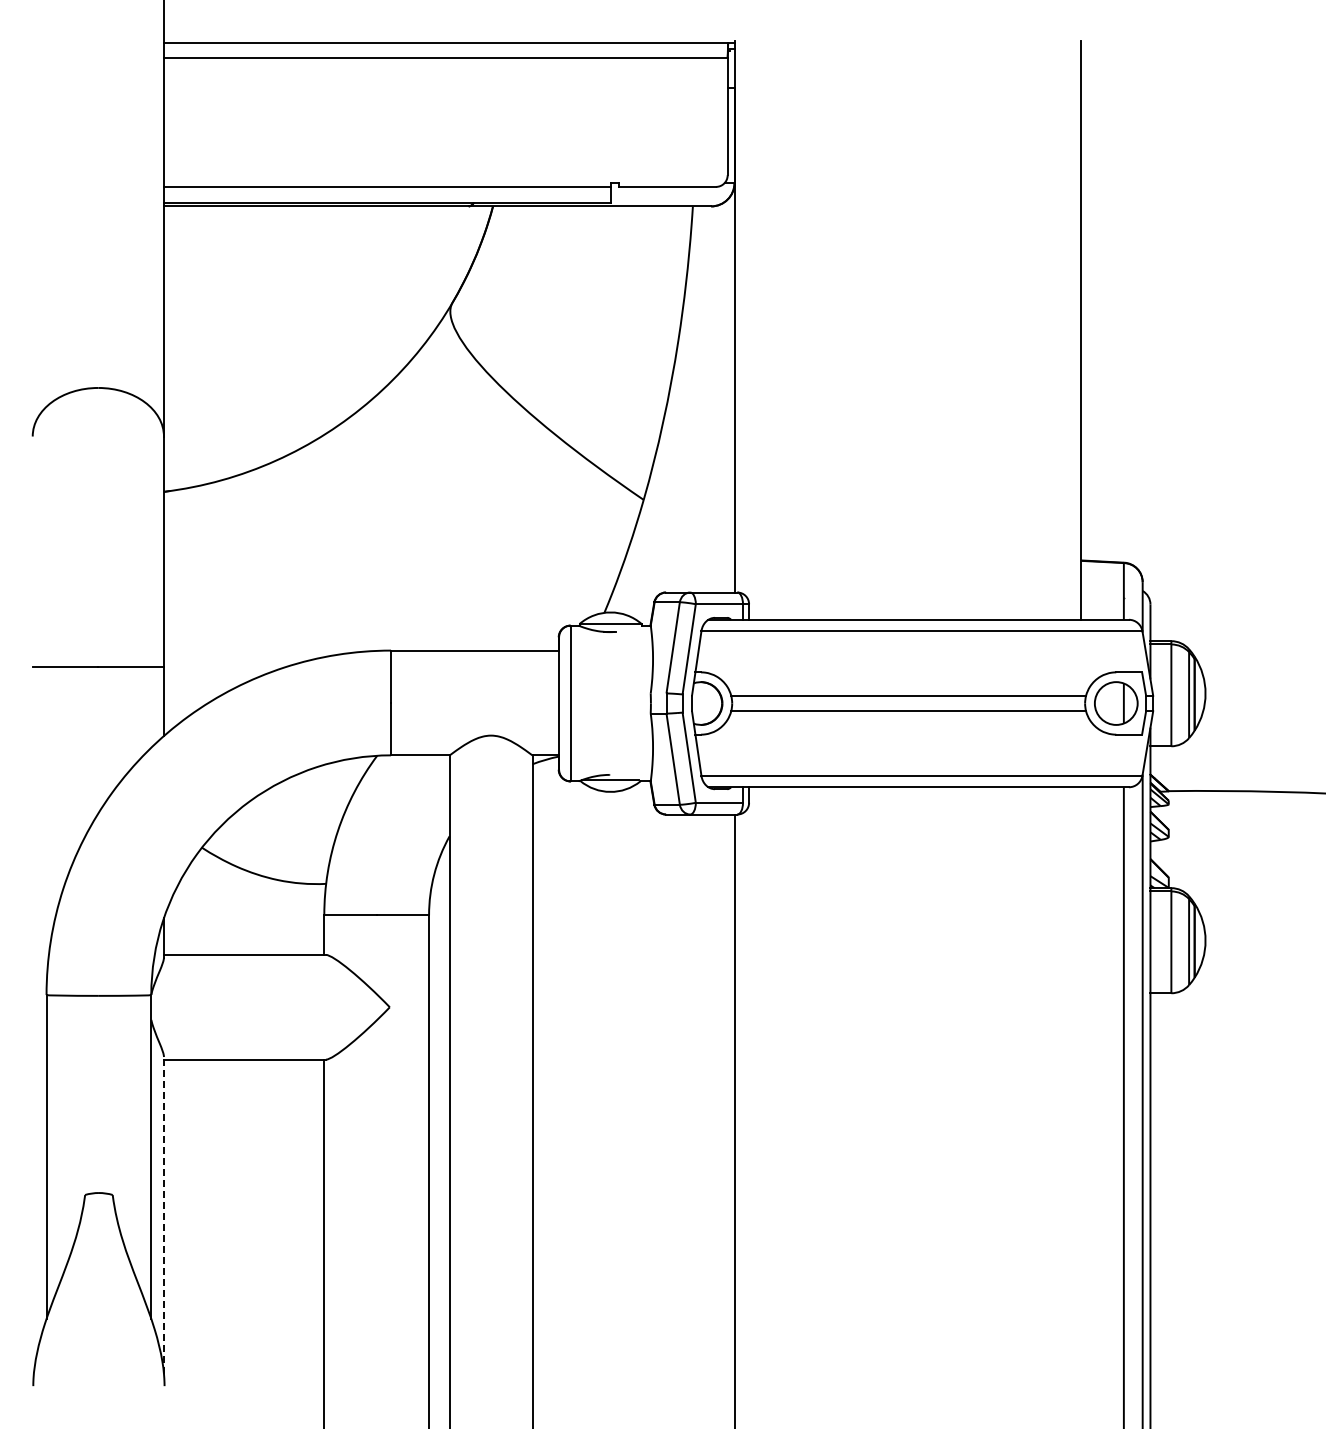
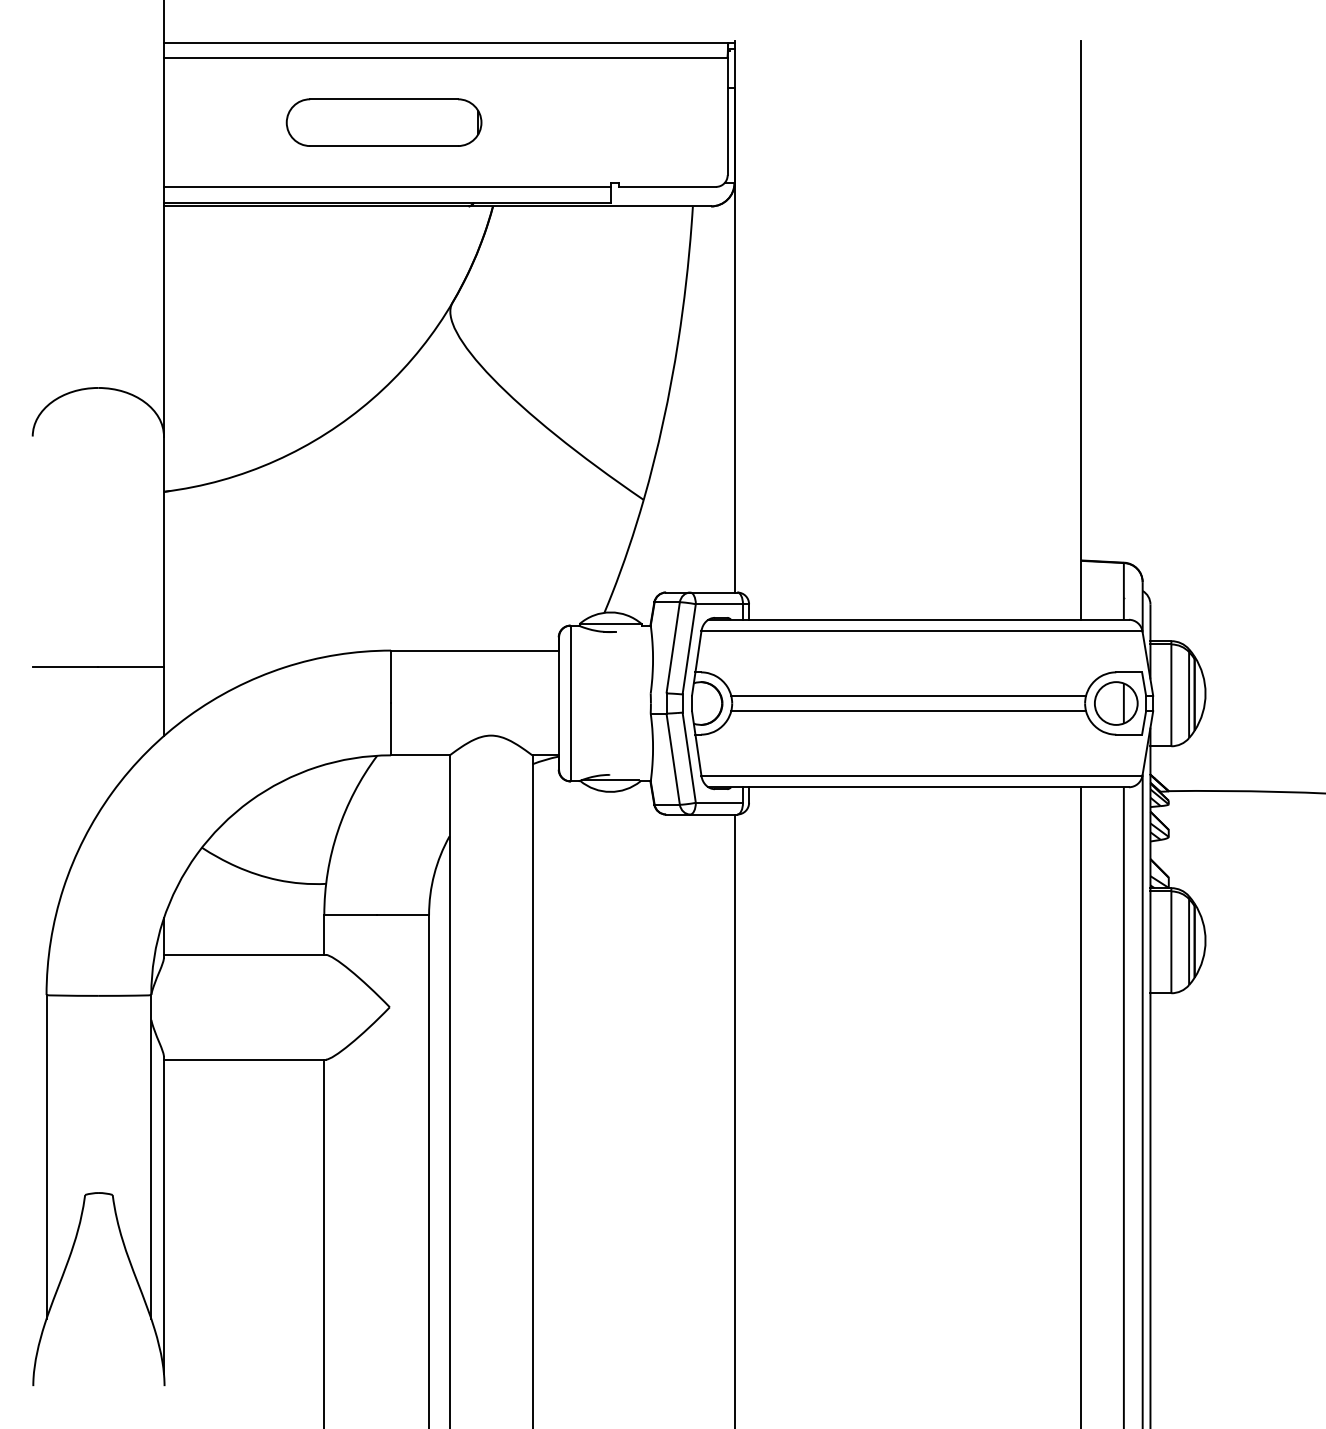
part: none -> present (383, 122)
line: none -> present (1081, 1106)
line: dashed -> solid (163, 1214)
